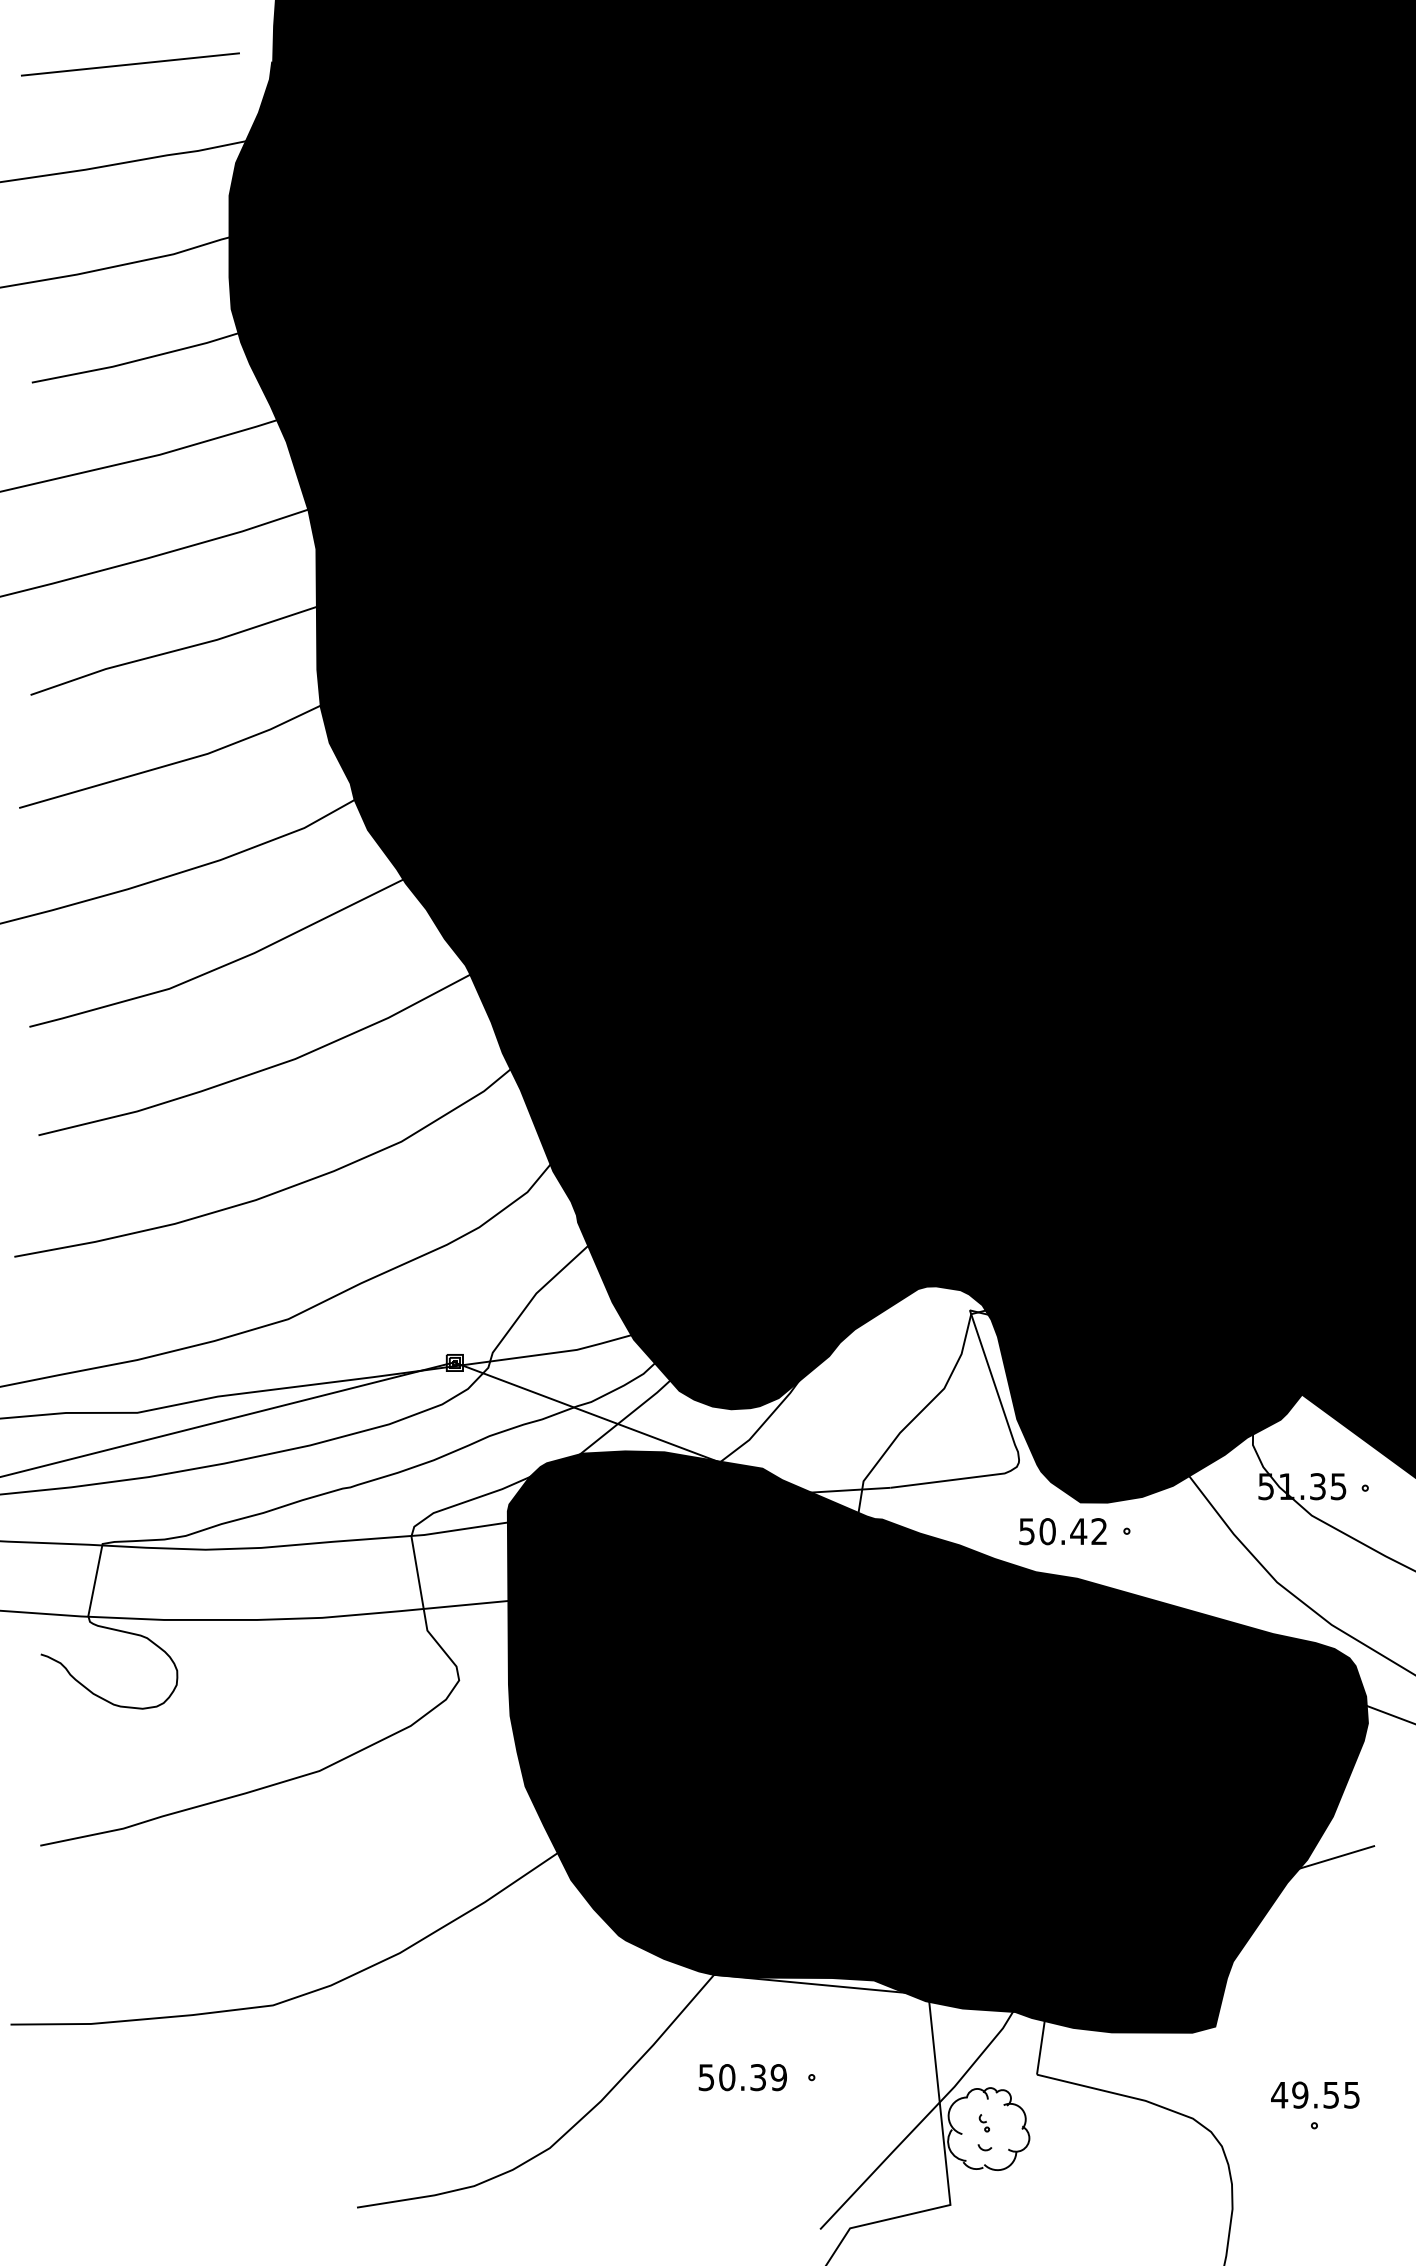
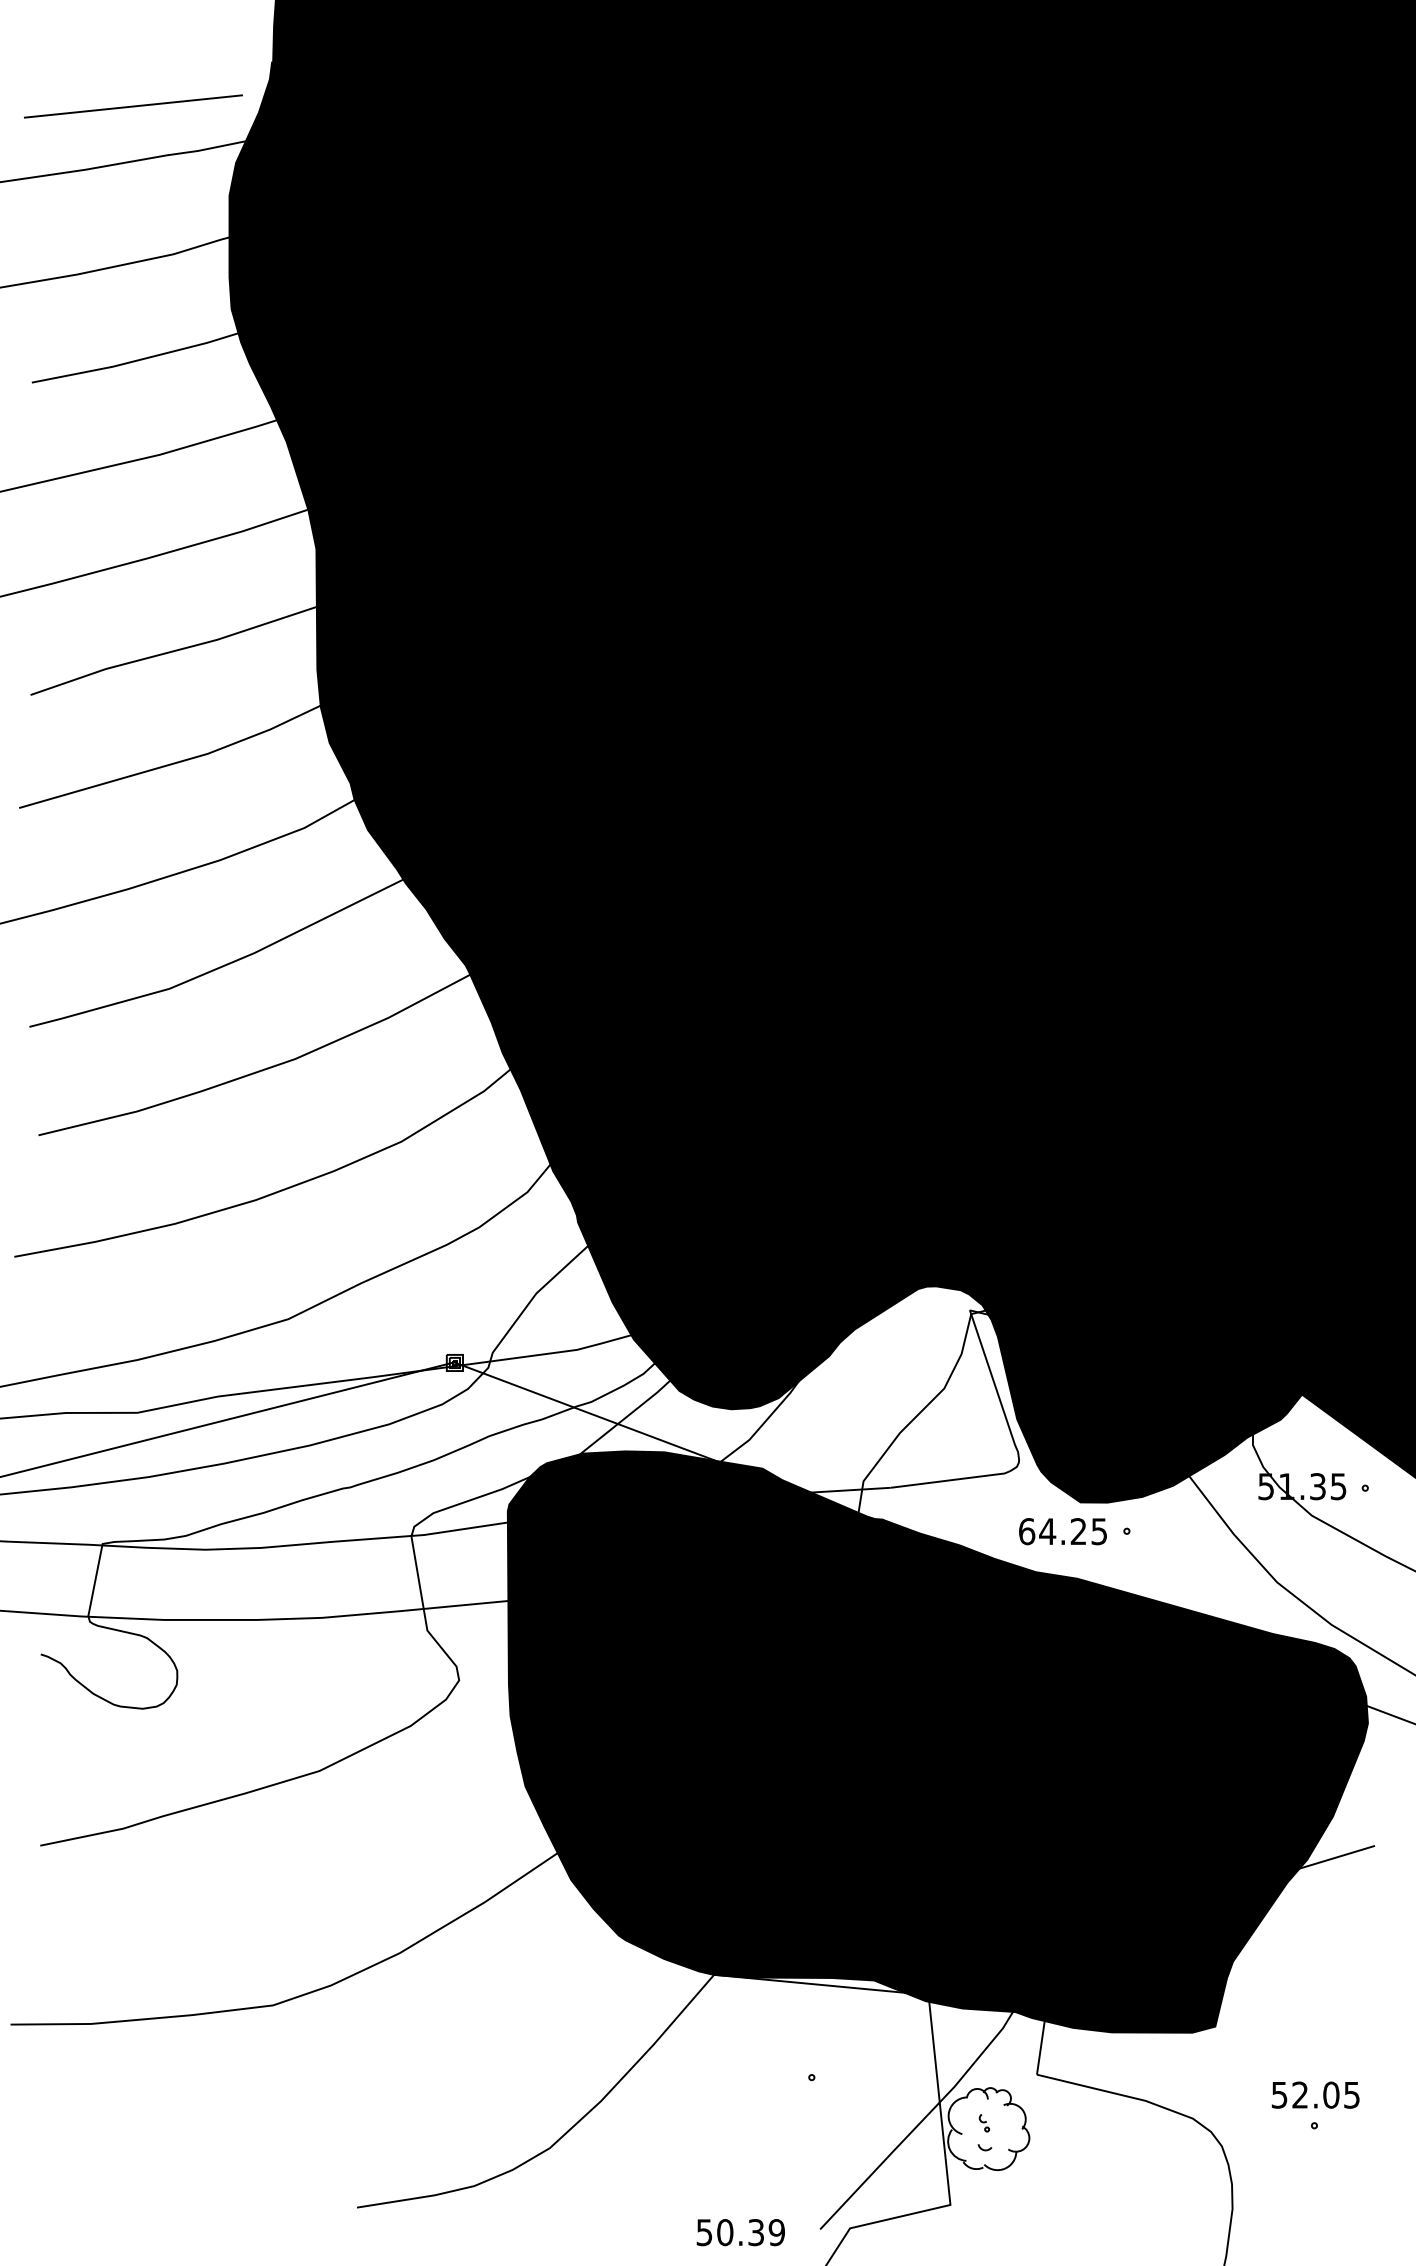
line position: (130, 64) -> (133, 106) (133, 106)
text: 50.42 -> 64.25 (1062, 1531)
text position: (742, 2077) -> (740, 2232) (740, 2232)
text: 49.55 -> 52.05 (1305, 2094)
